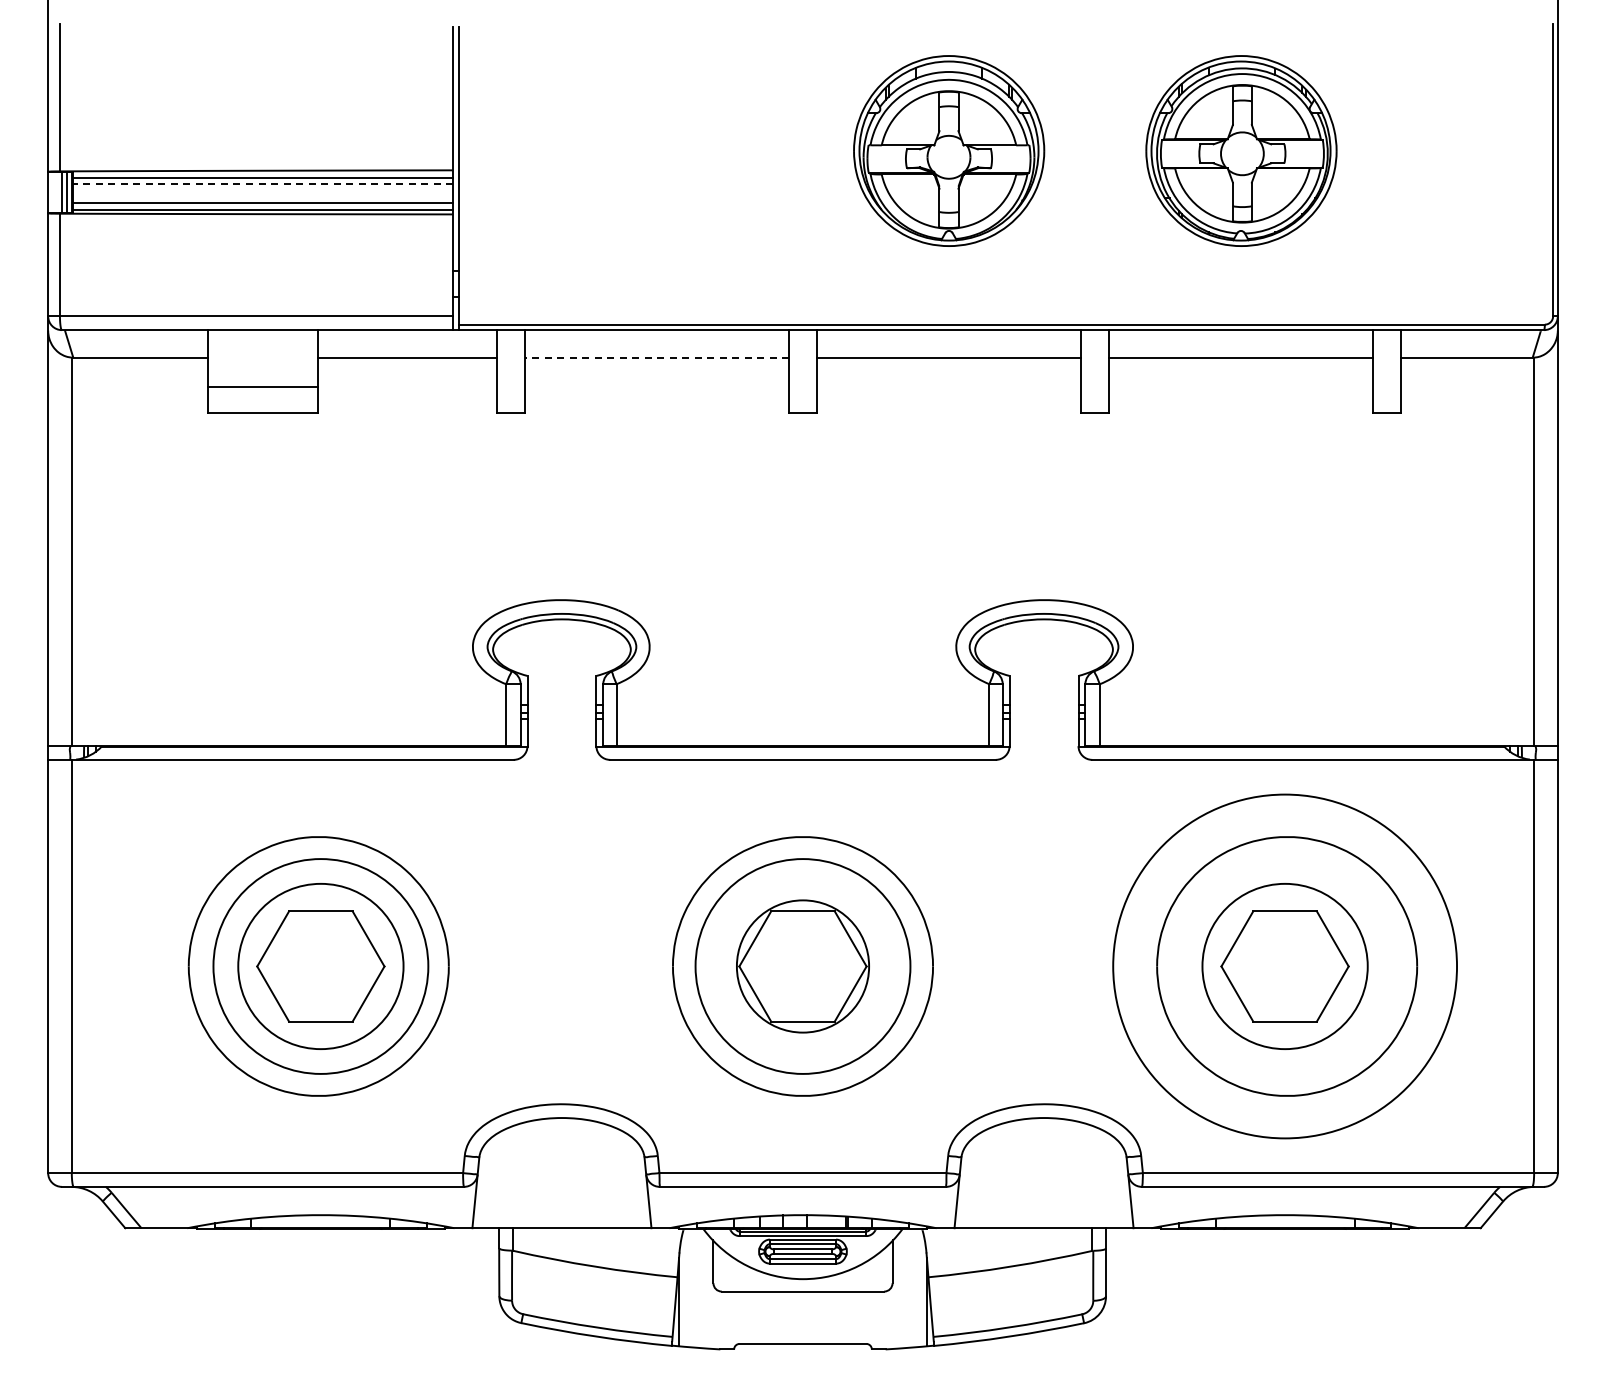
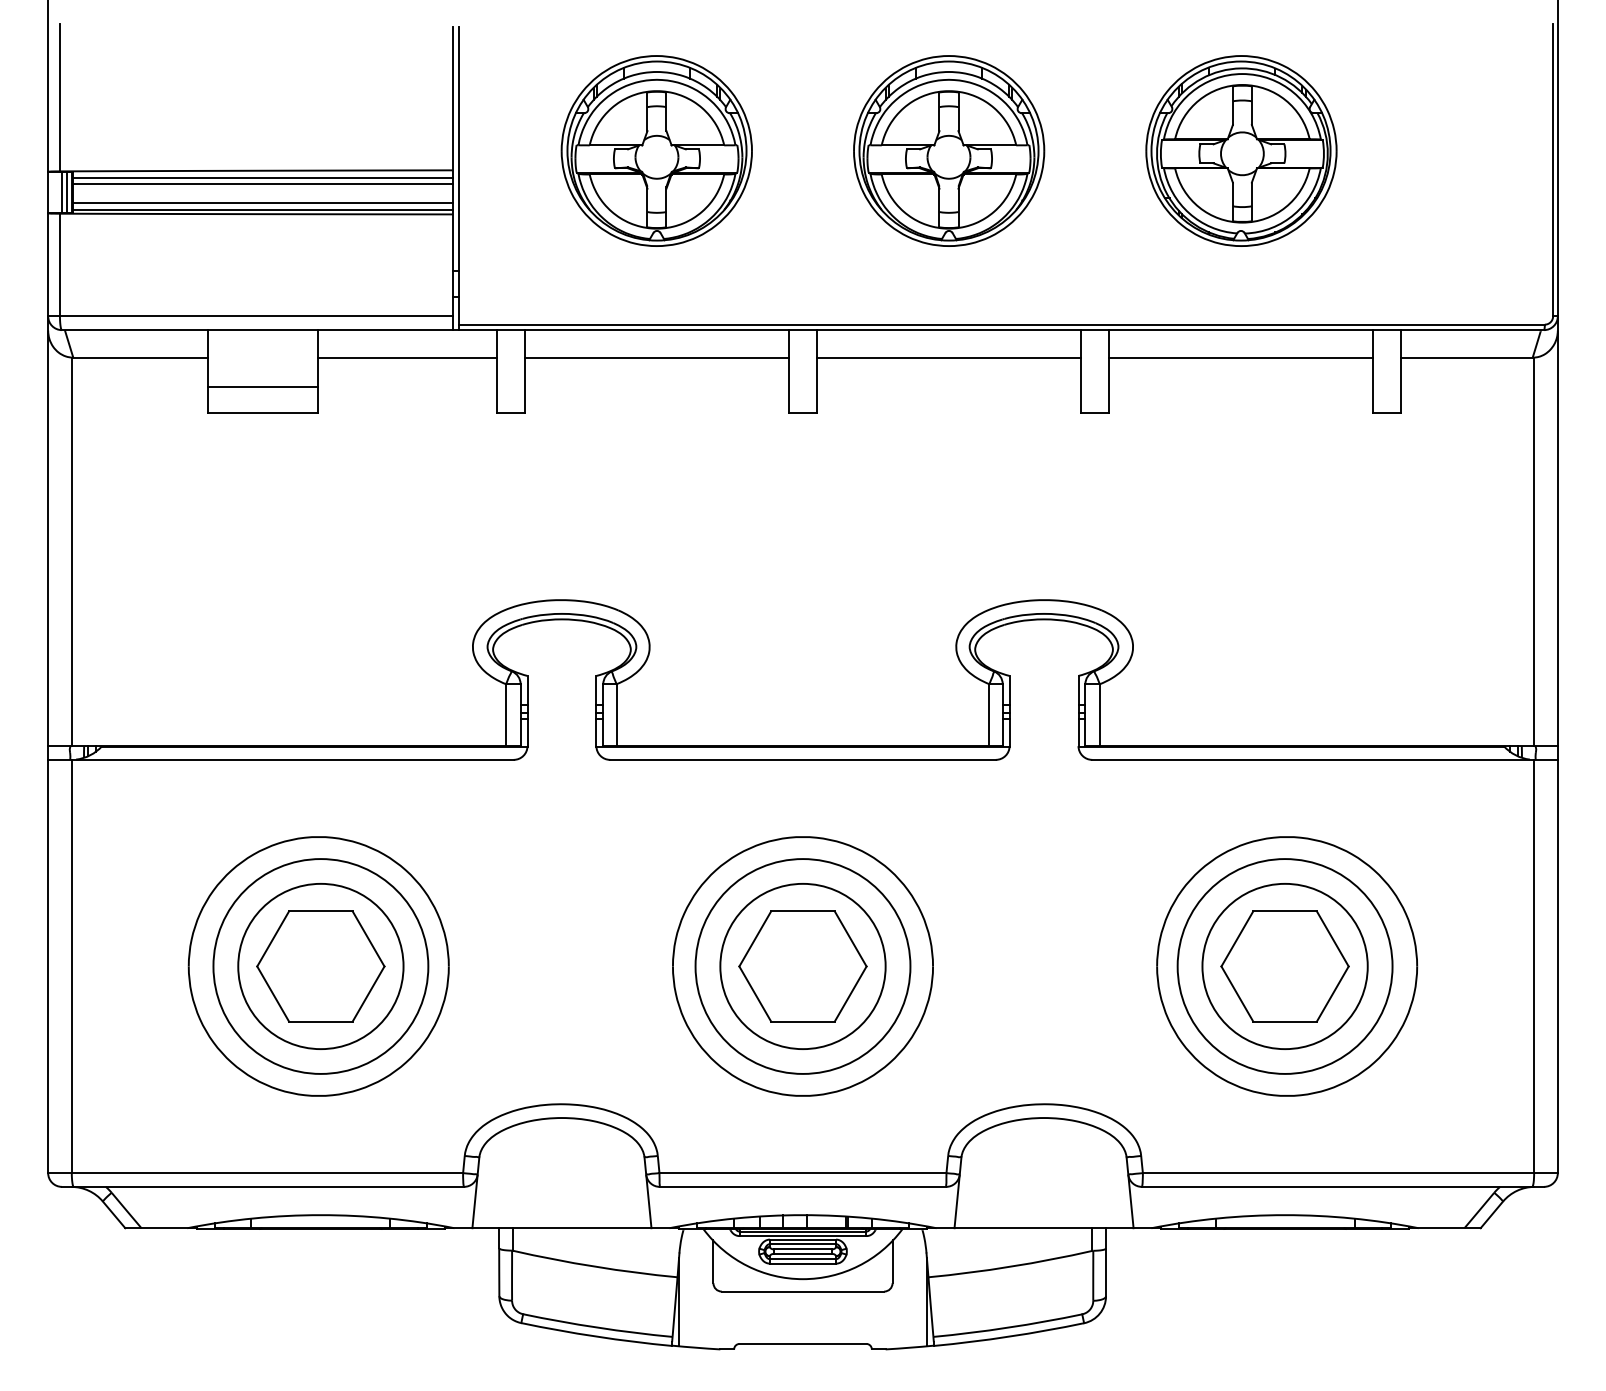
part: none -> present (656, 150)
line: dashed -> solid (262, 183)
line: dashed -> solid (656, 357)
circle diameter: 132 px -> 165 px (802, 966)
circle diameter: 344 px -> 215 px (1284, 966)
